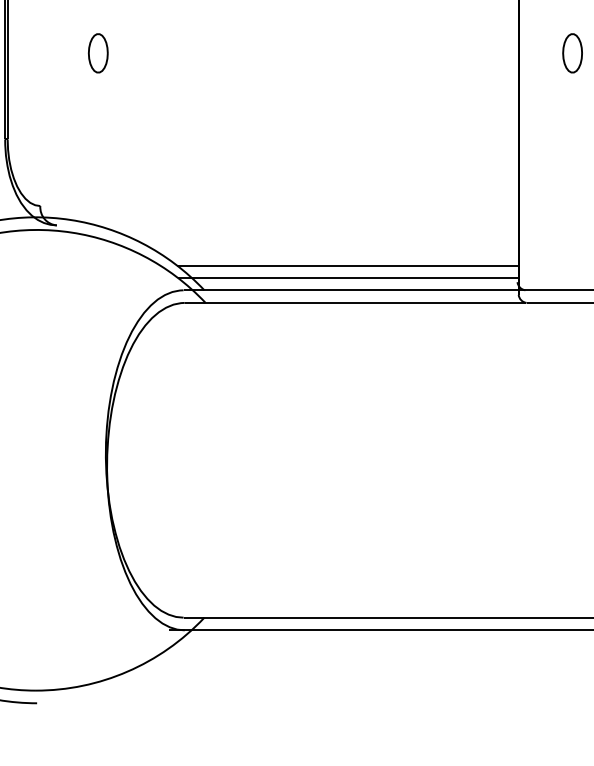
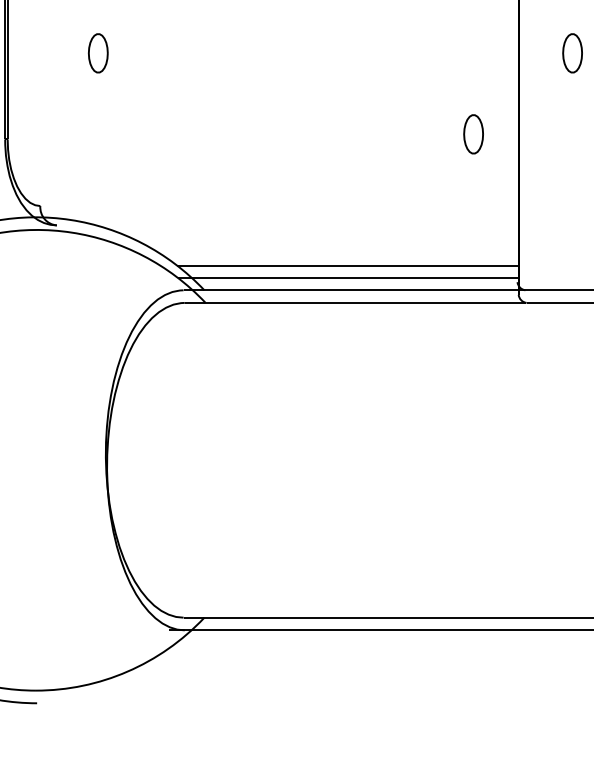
part: none -> present (473, 134)
